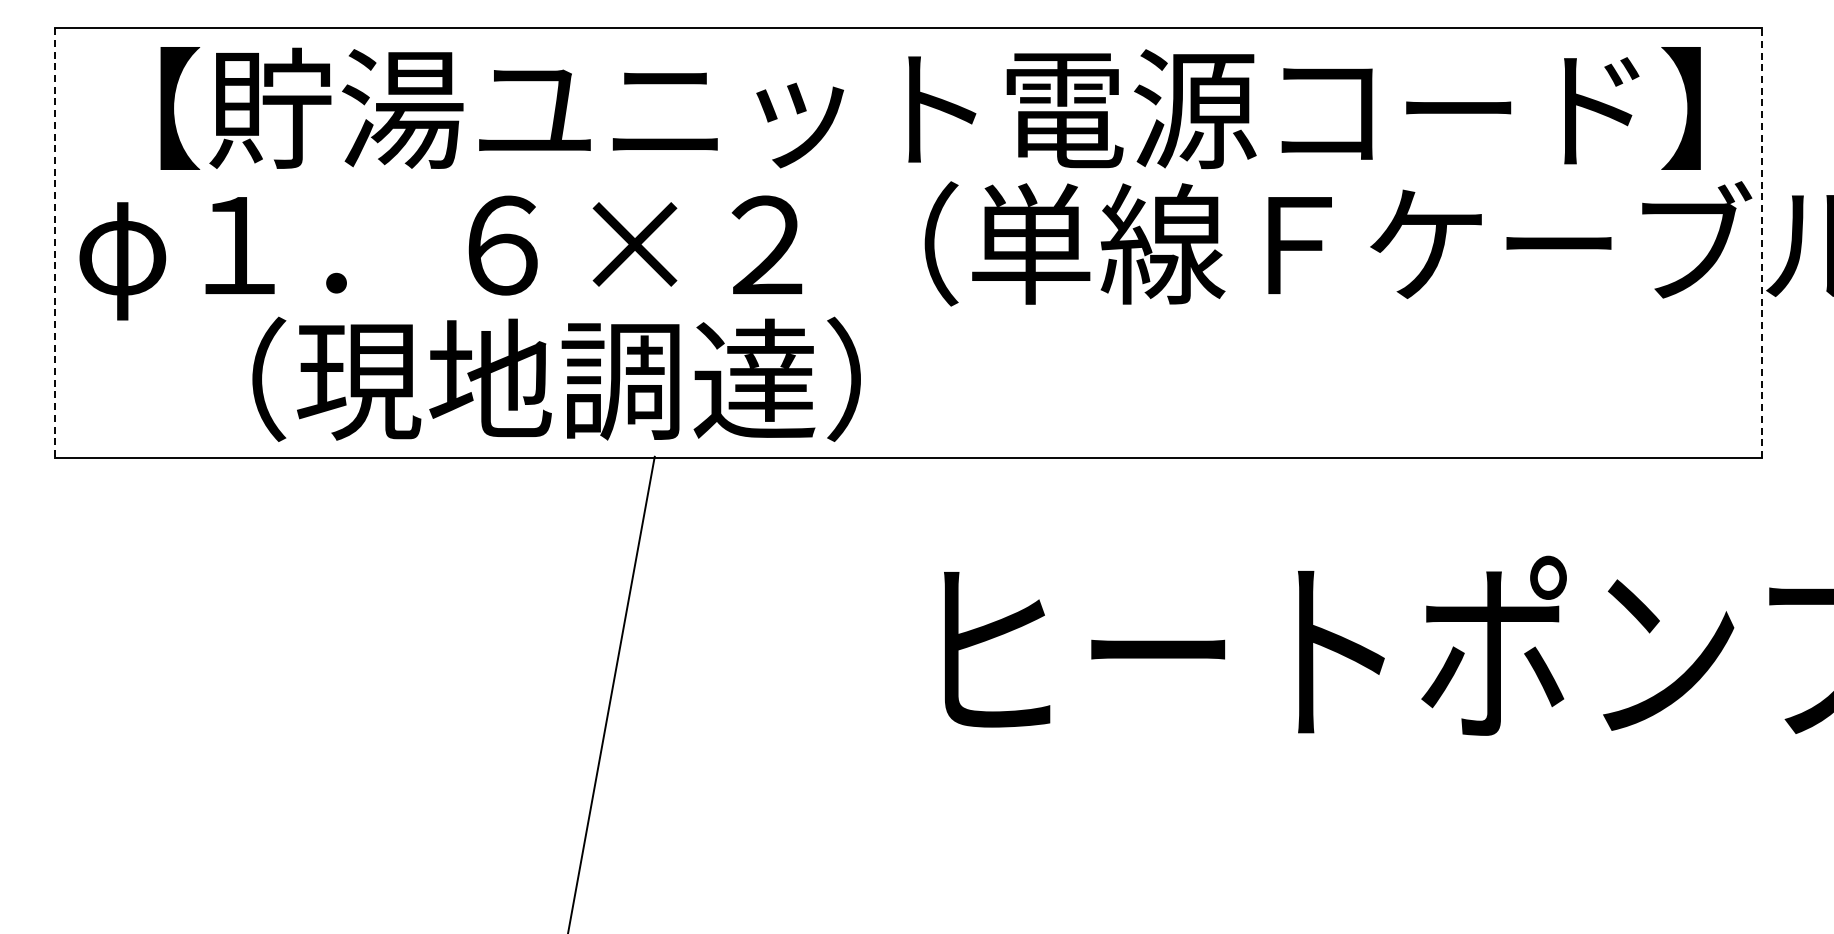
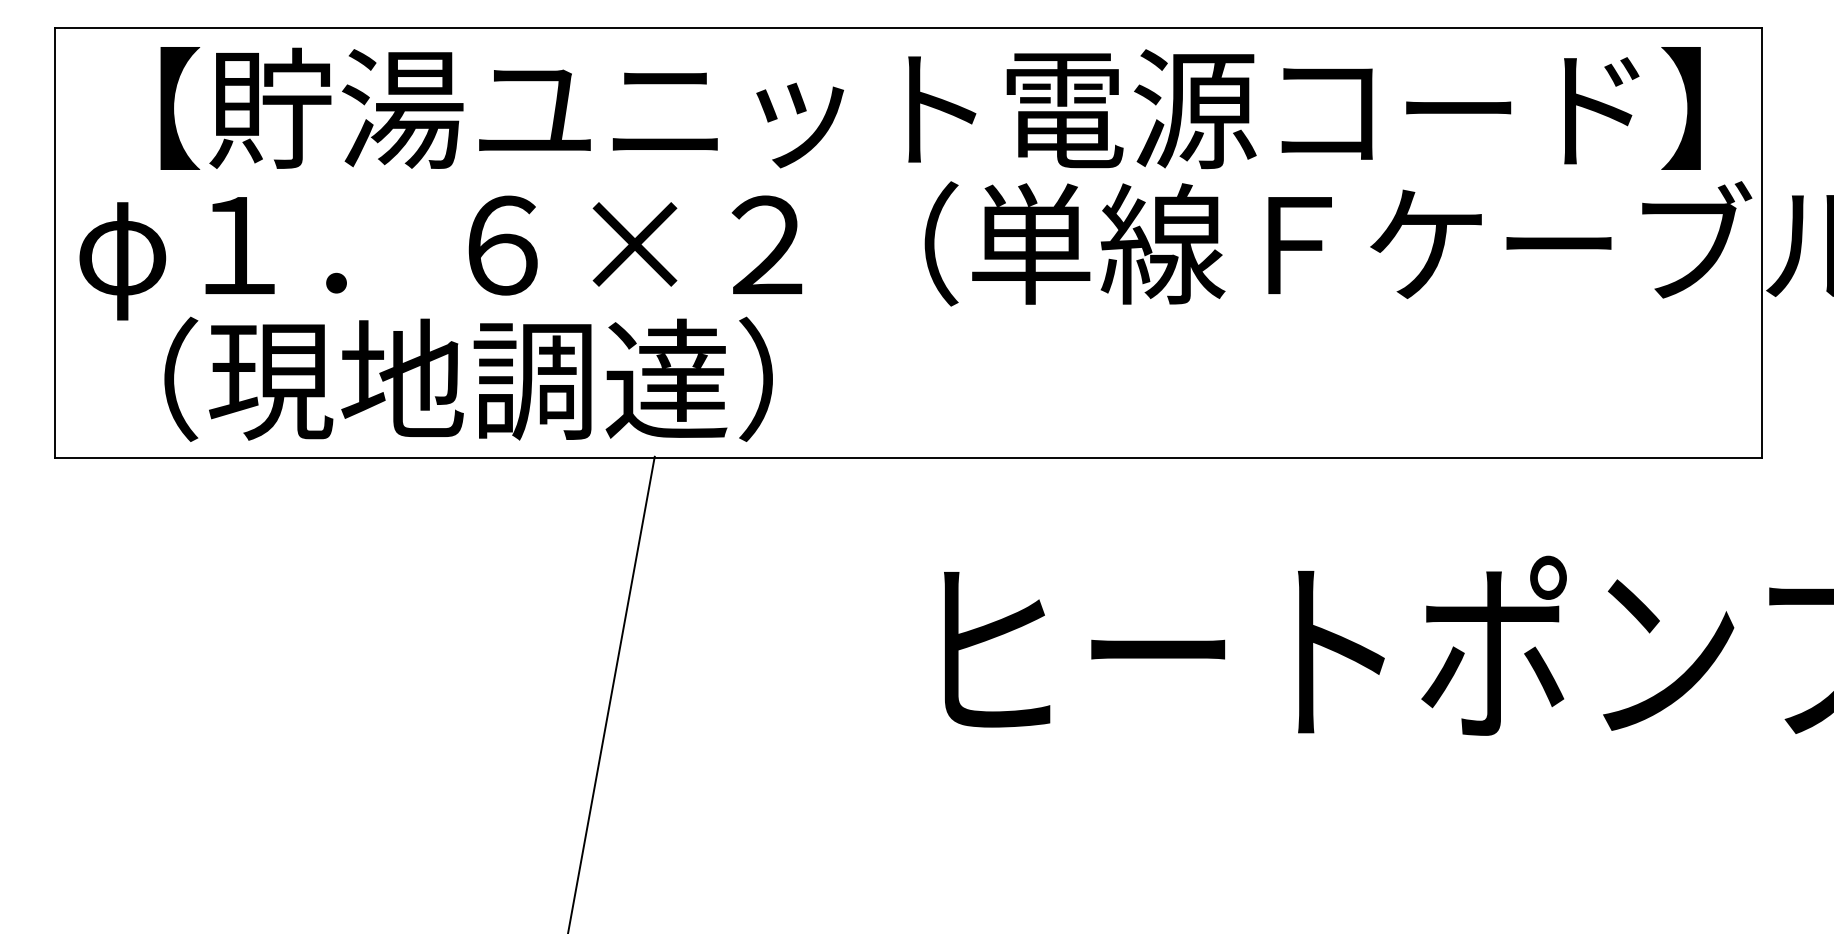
line: dashed -> solid (55, 243)
line: dashed -> solid (1761, 243)
text position: (556, 378) -> (468, 378) (468, 378)
